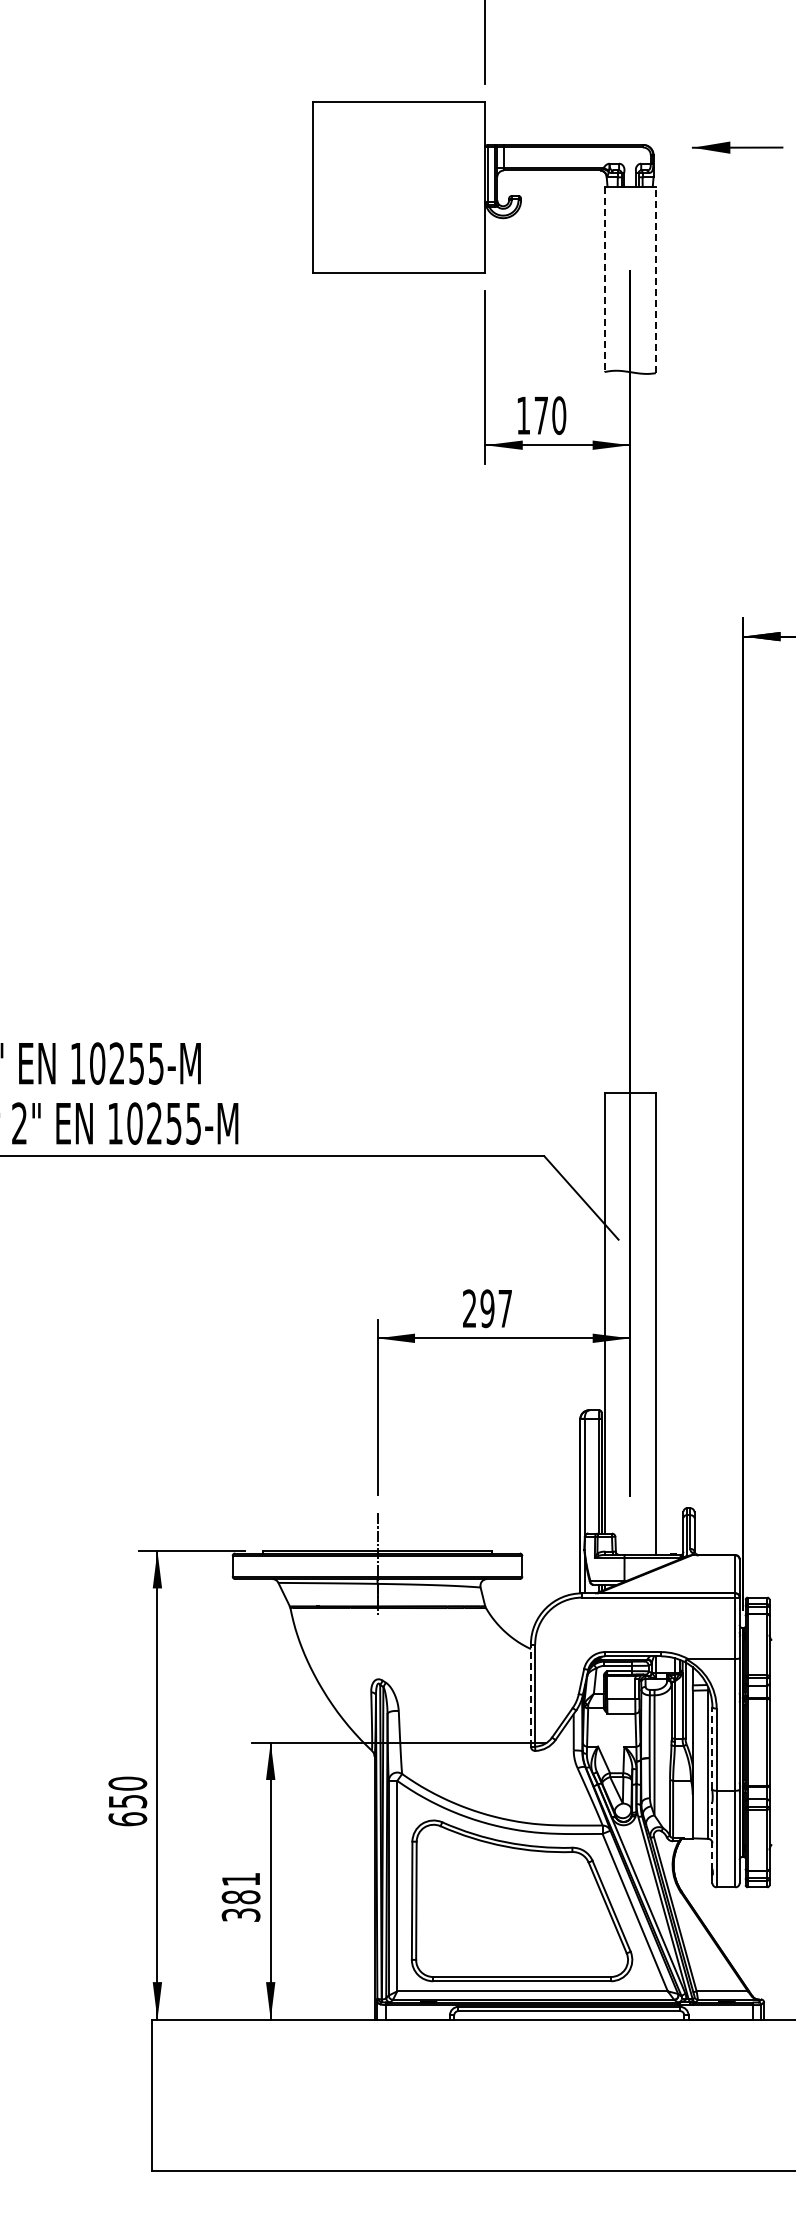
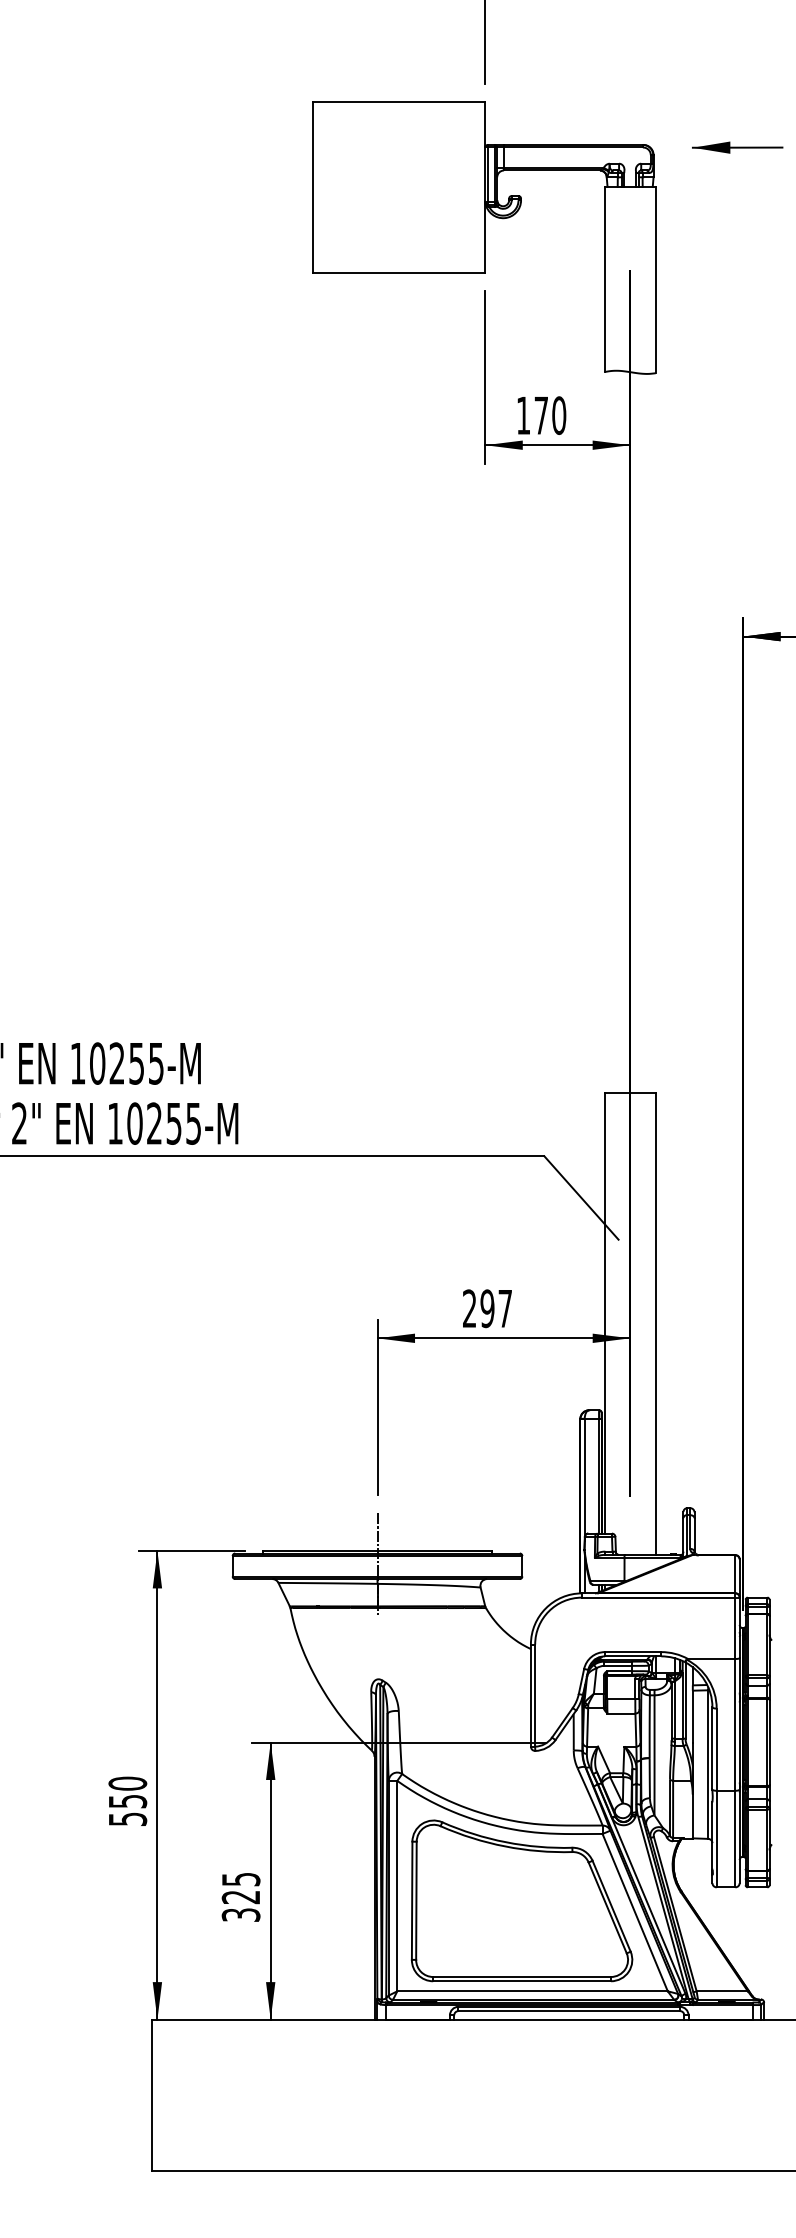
line: dashed -> solid (604, 279)
line: dashed -> solid (655, 279)
line: dashed -> solid (530, 1695)
line: dashed -> solid (712, 1747)
text: 650 -> 550 (127, 1819)
line: dashed -> solid (712, 1836)
text: 381 -> 325 (240, 1888)
